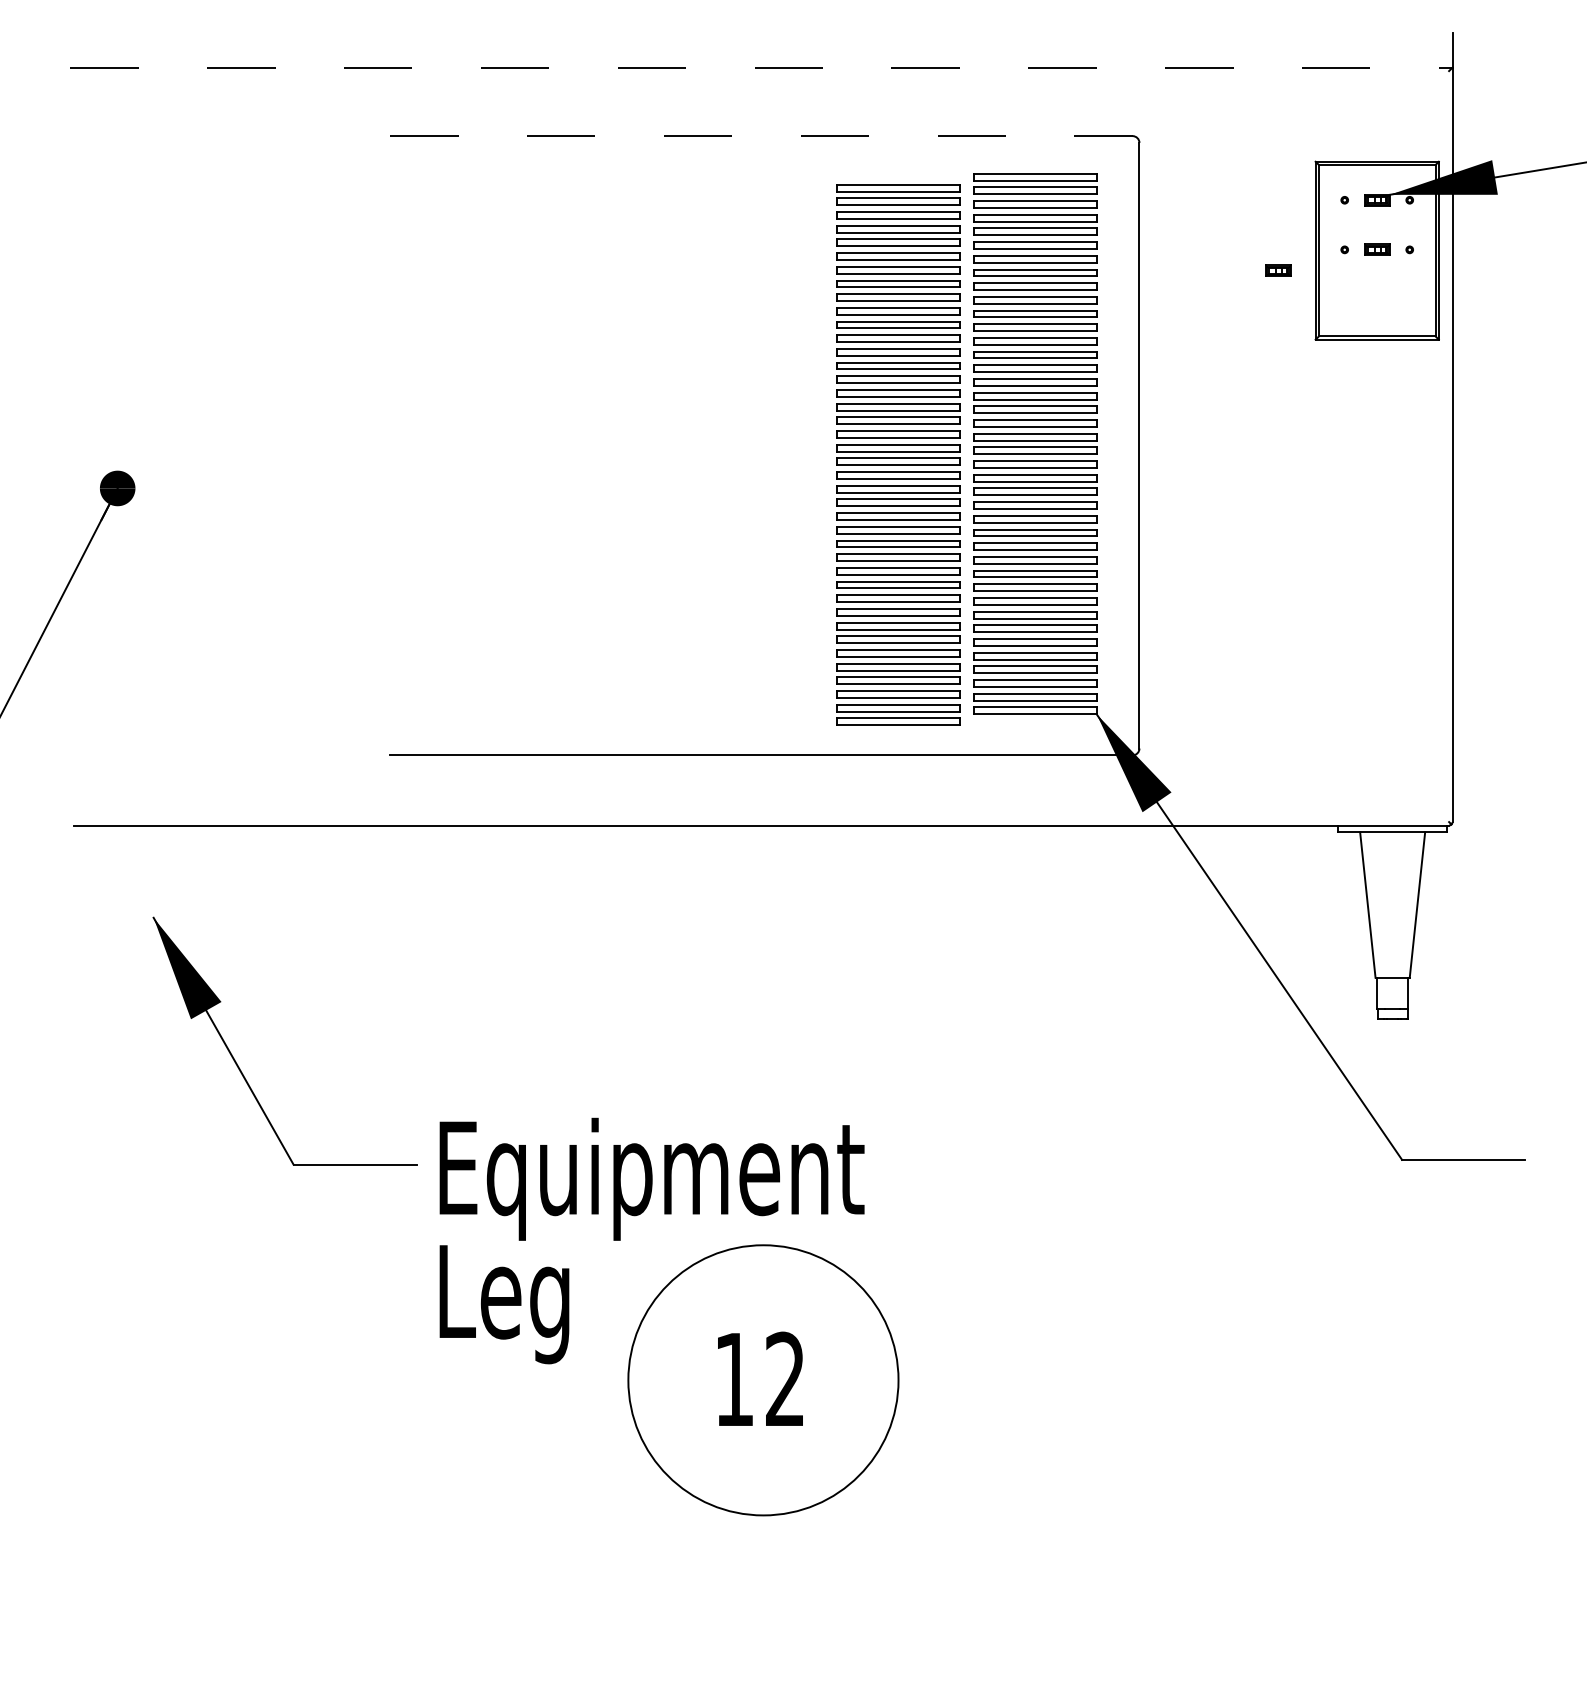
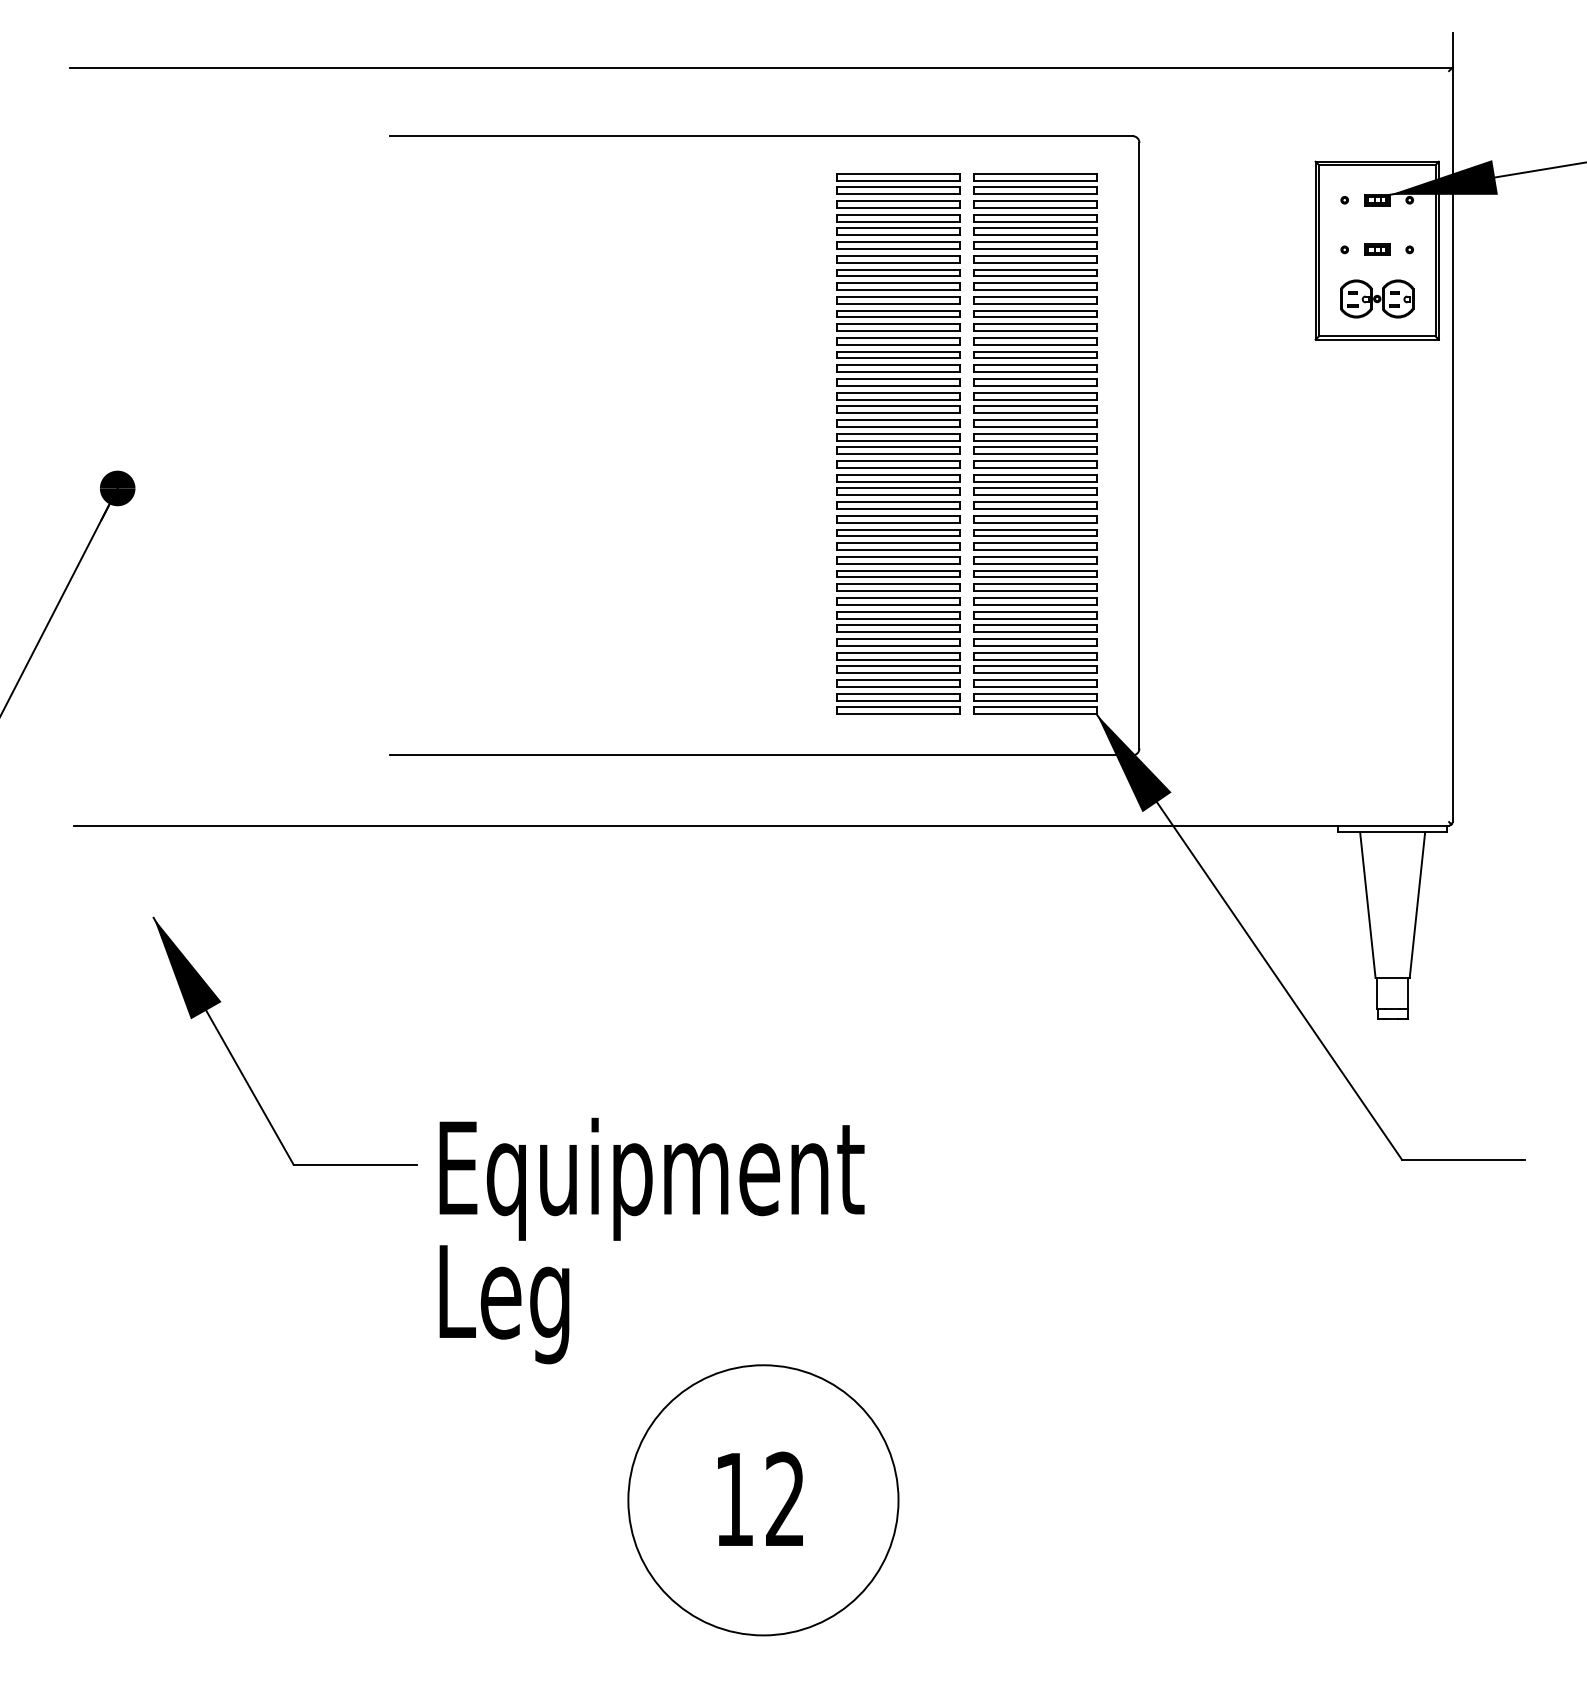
line: dashed -> solid (761, 67)
line: dashed -> solid (761, 136)
part: present -> none (1278, 270)
part: none -> present (1377, 298)
part position: (898, 454) -> (898, 443) (898, 443)
part position: (763, 1380) -> (763, 1500) (763, 1500)
